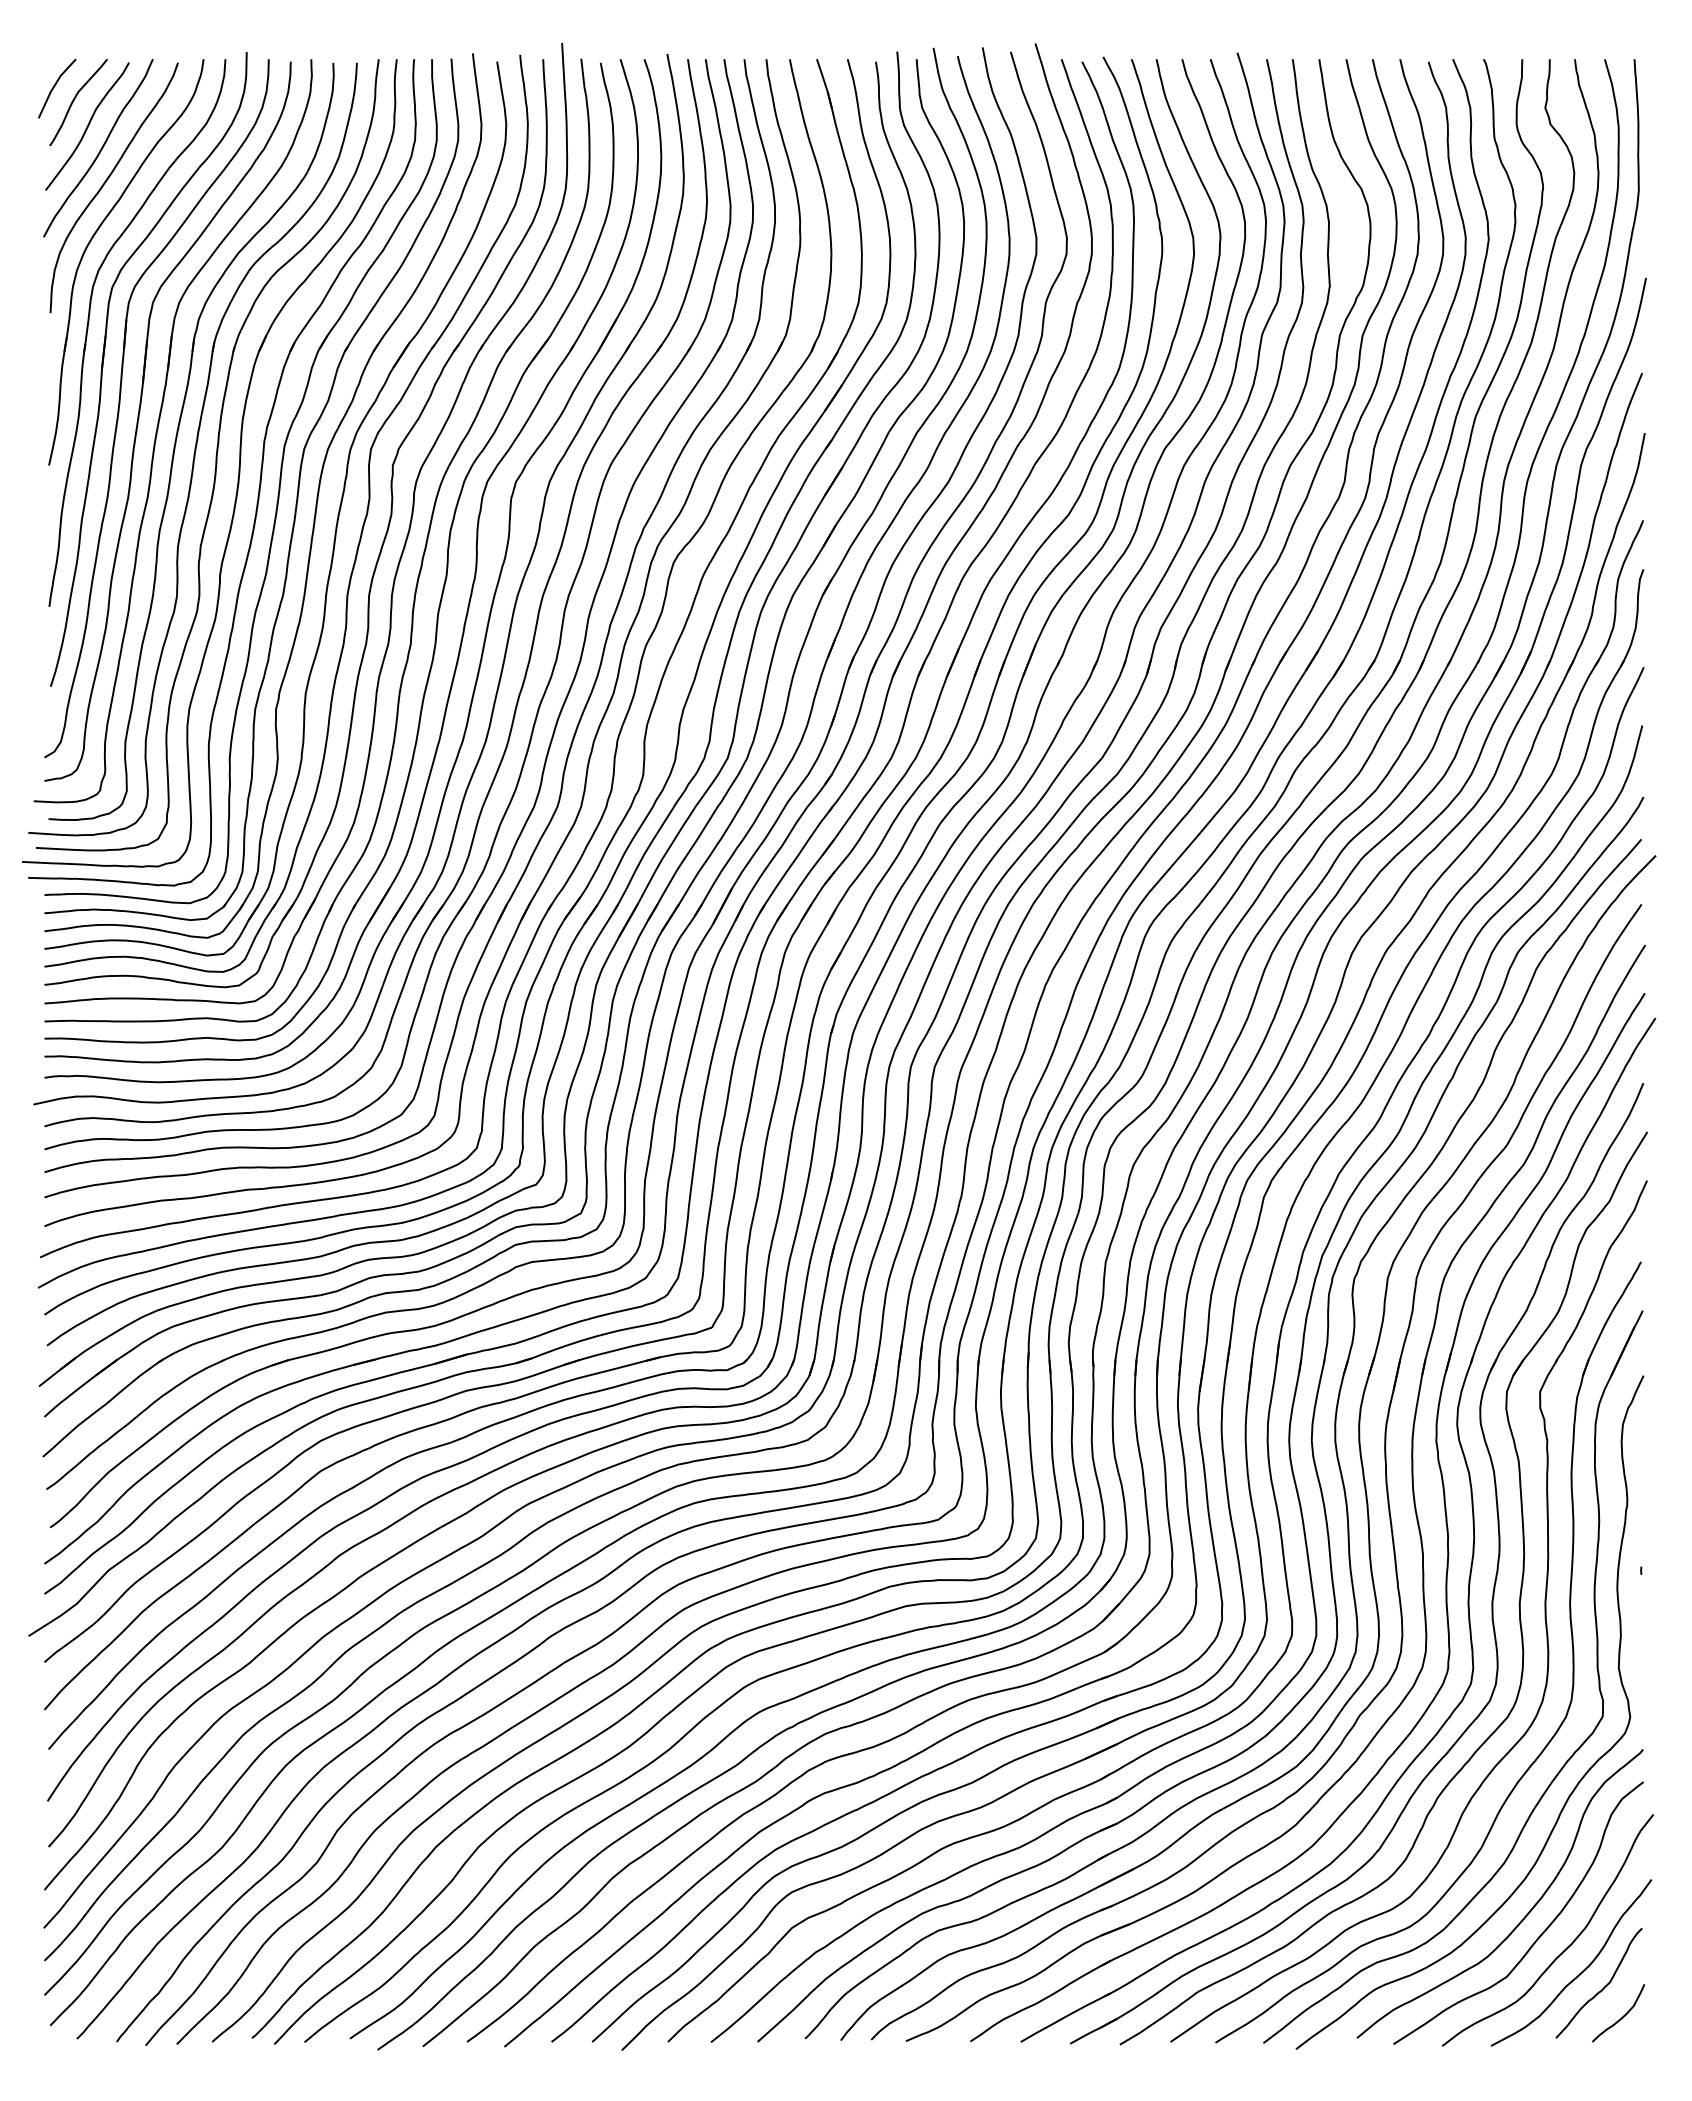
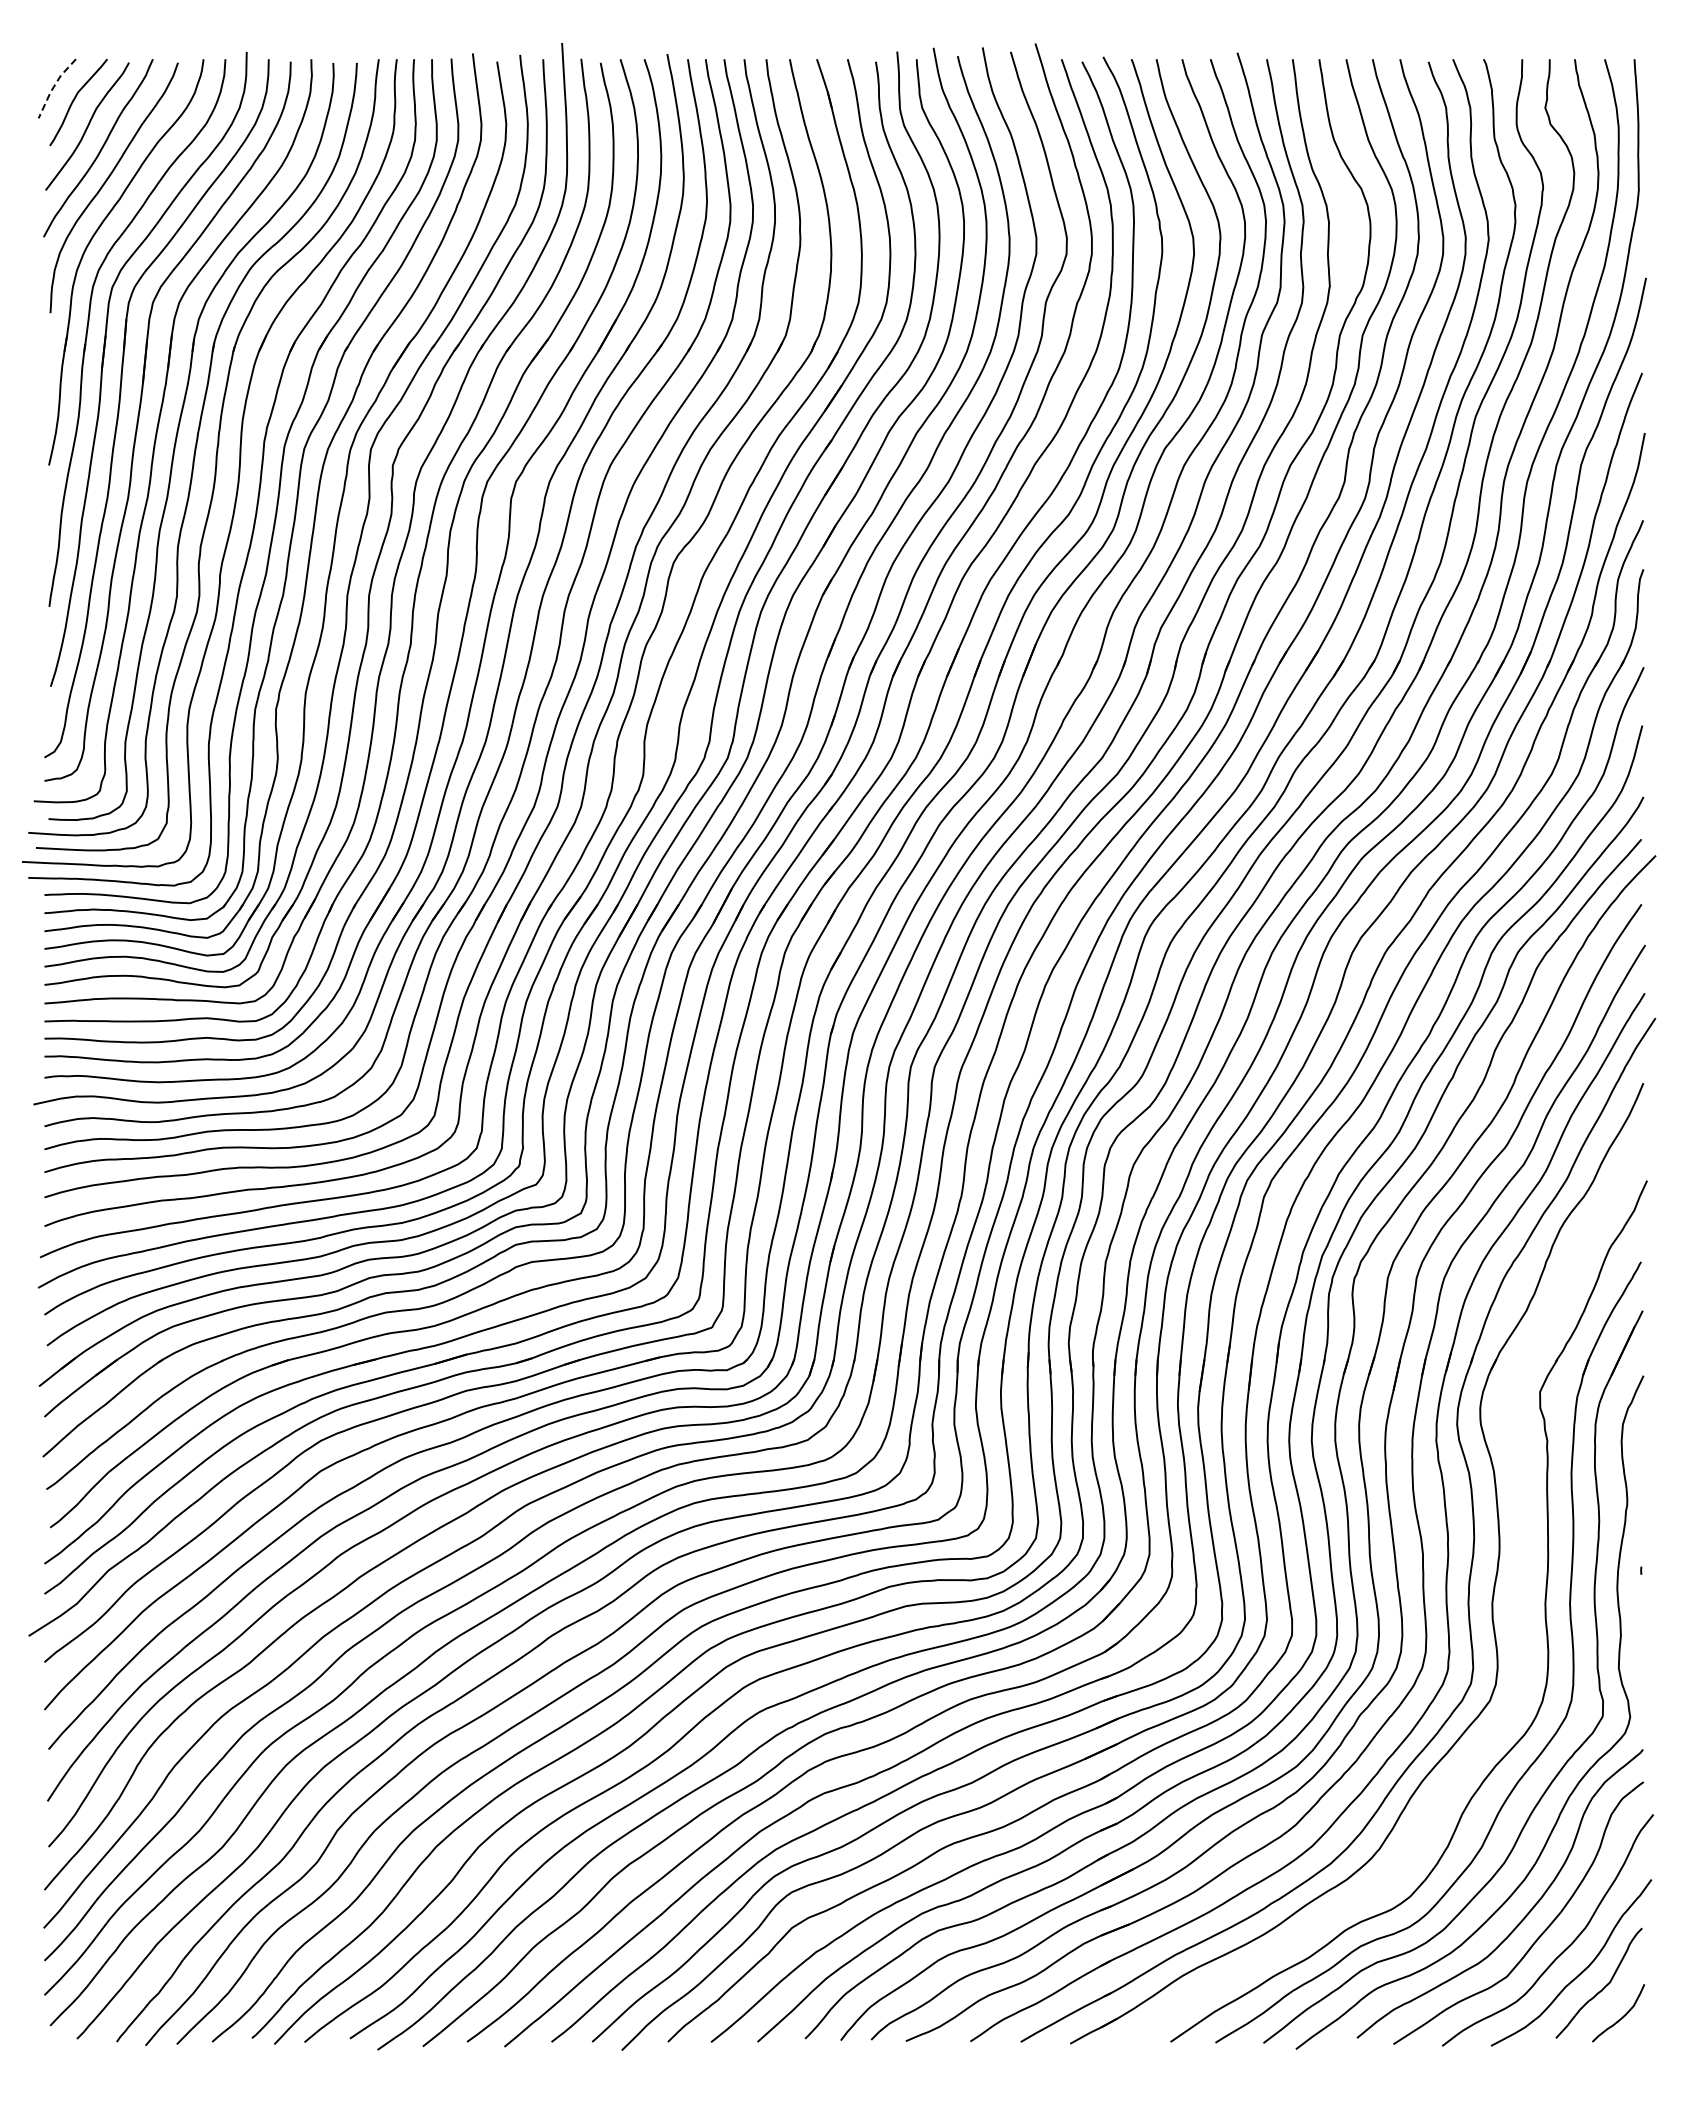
line: solid -> dashed (54, 86)
part: present -> none (1518, 1602)
